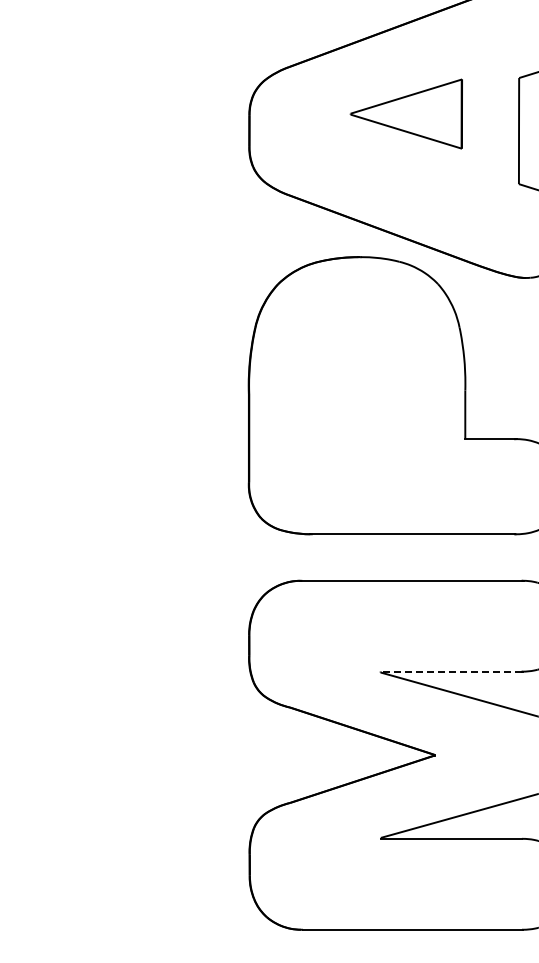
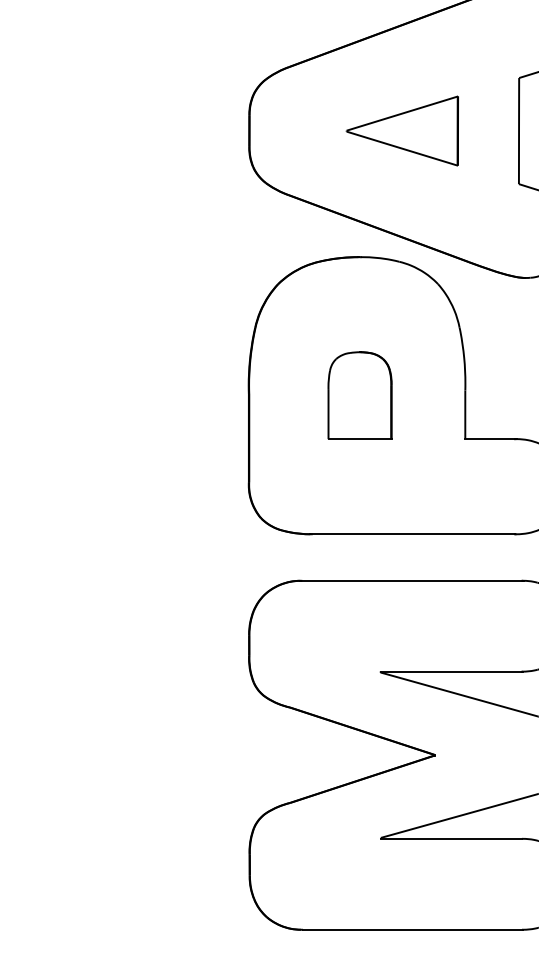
part position: (405, 113) -> (401, 130) (401, 130)
part: none -> present (359, 395)
line: dashed -> solid (451, 671)
